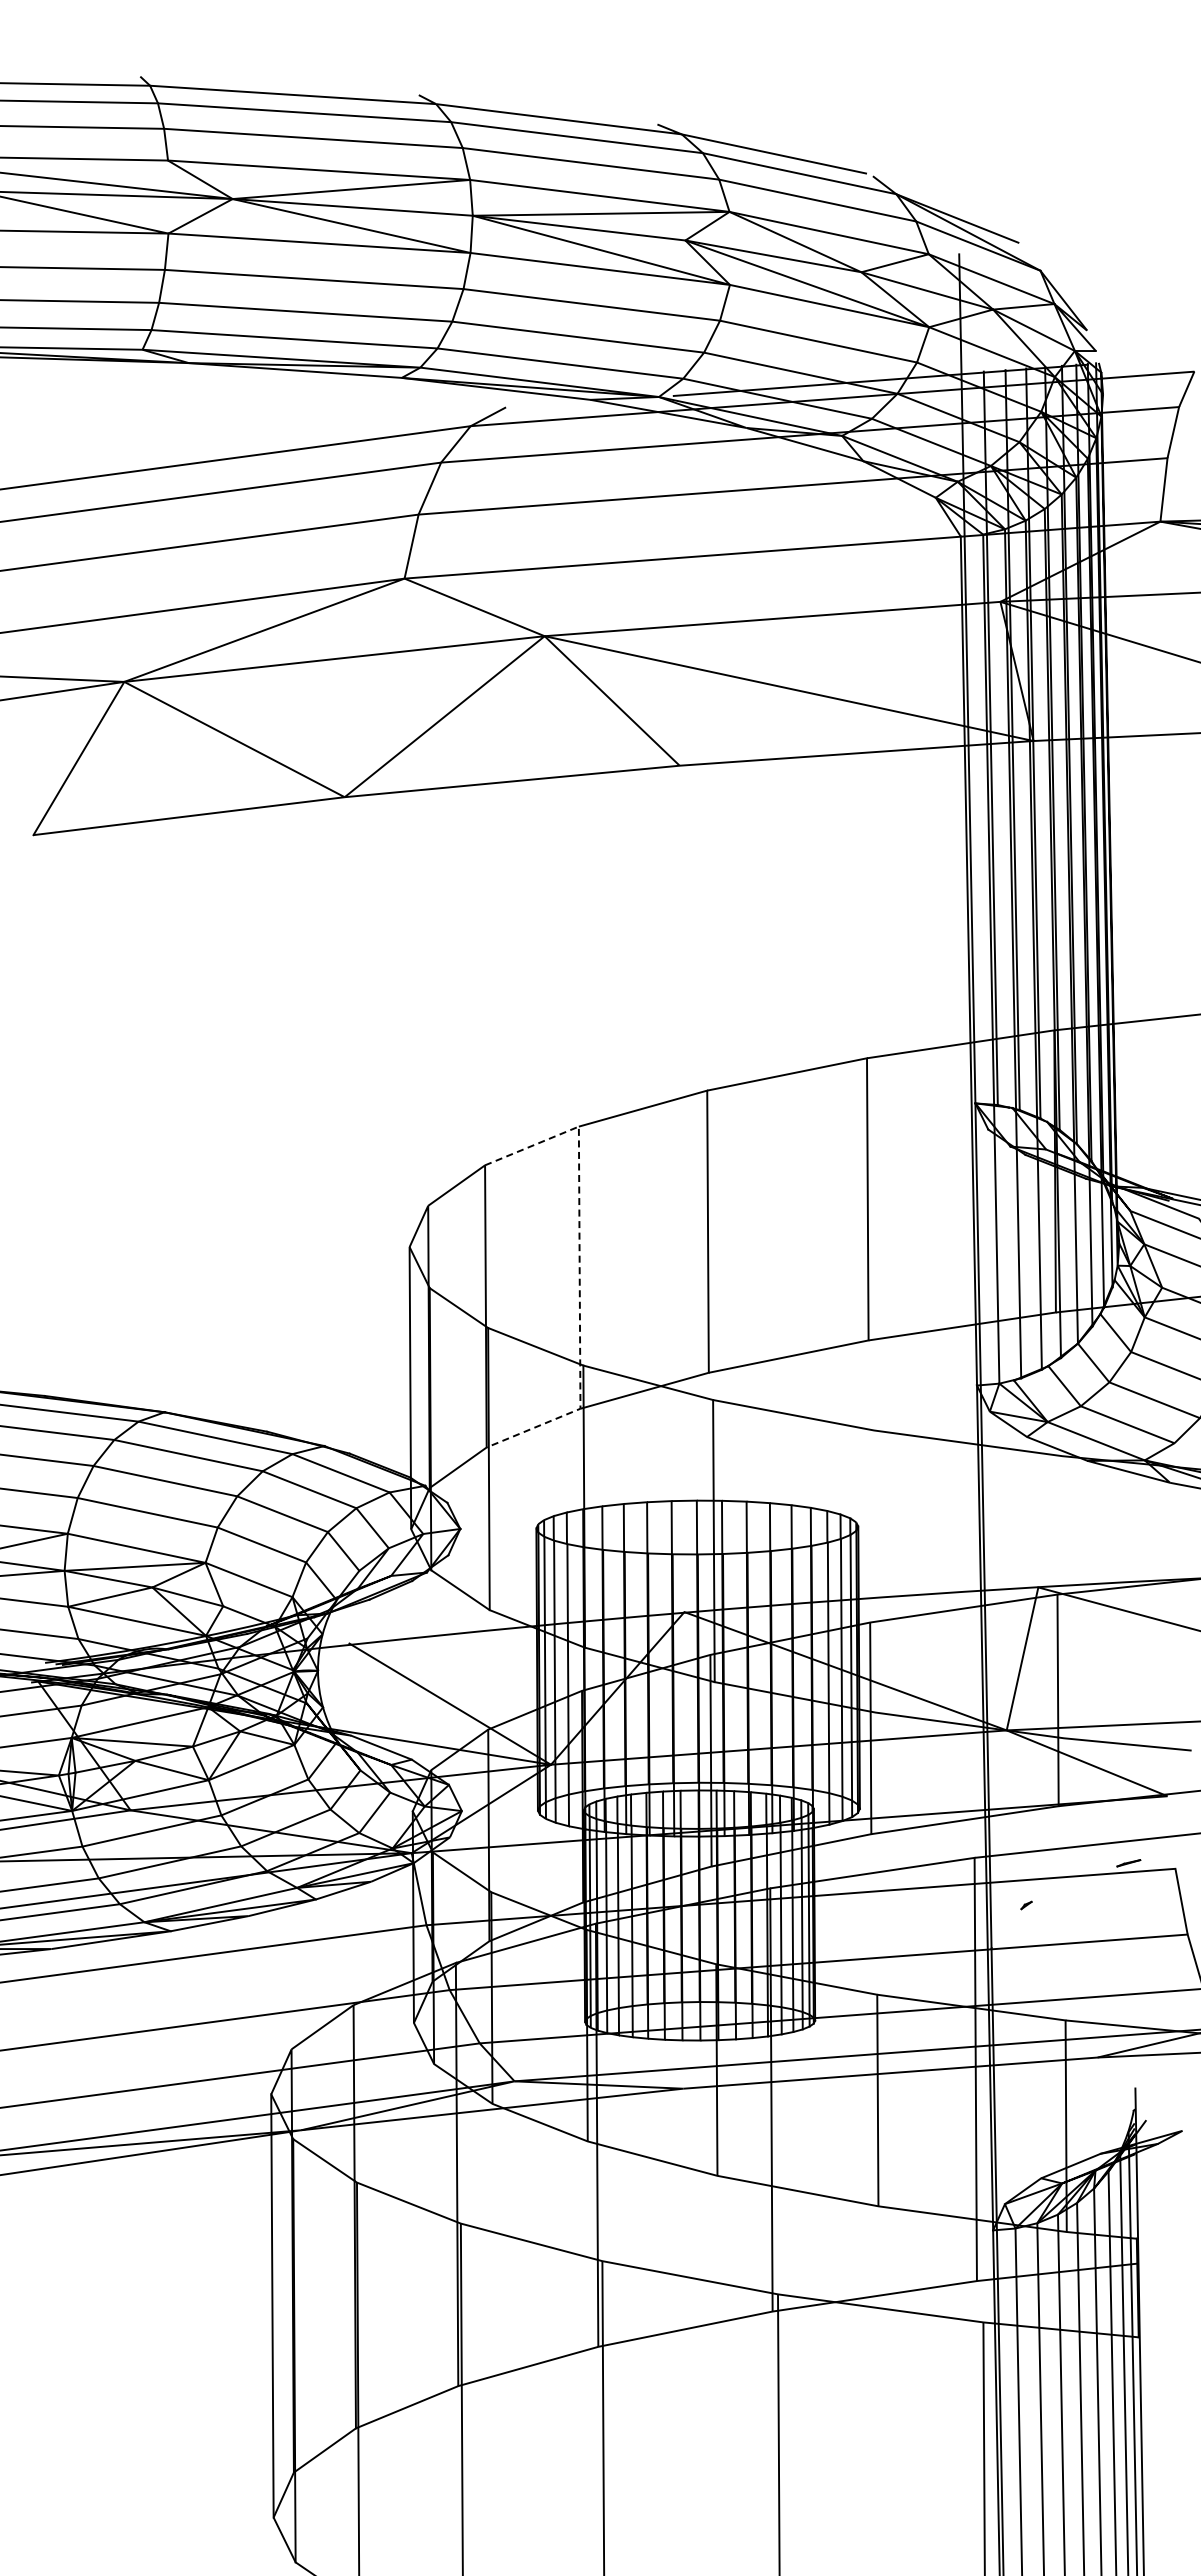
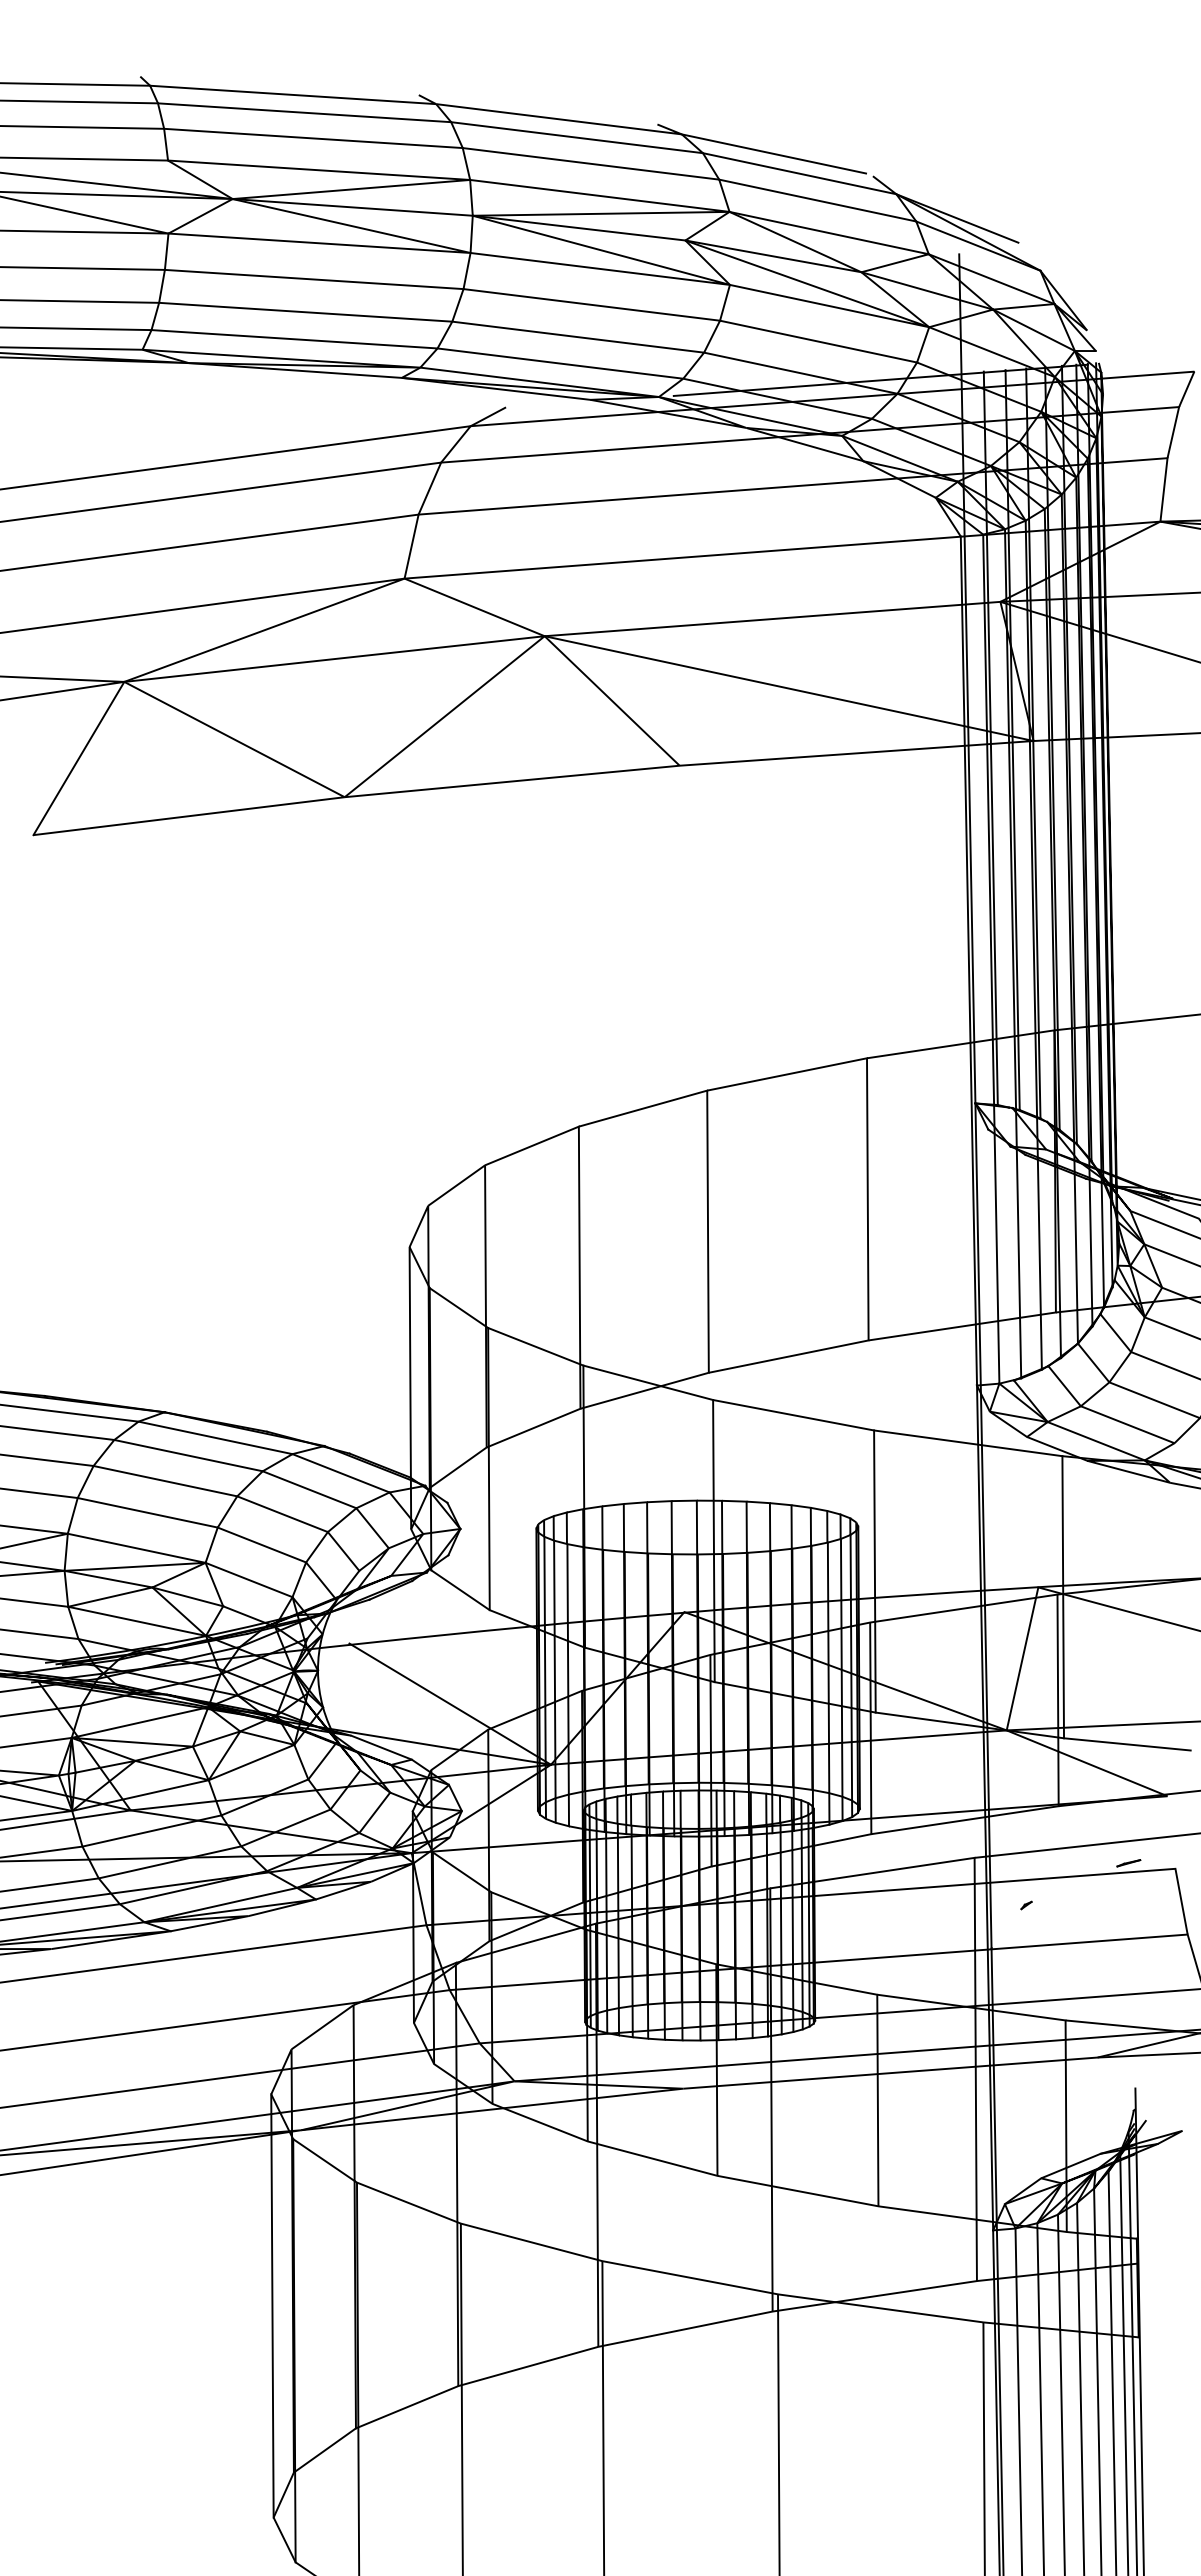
line: dashed -> solid (579, 1268)
line: none -> present (874, 1571)
line: none -> present (1063, 1597)
